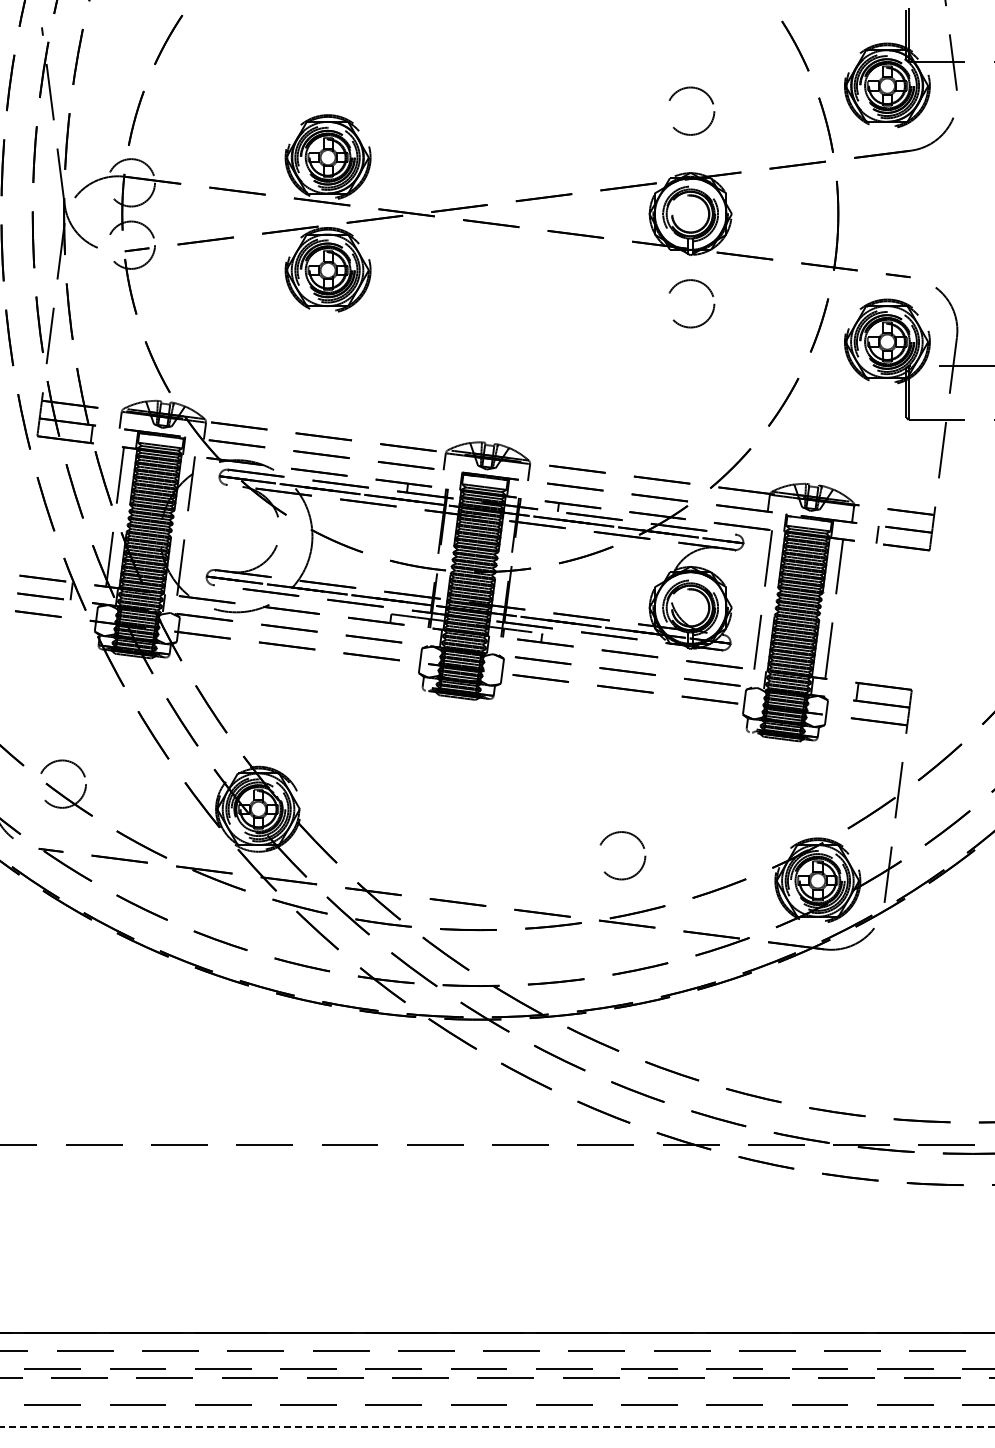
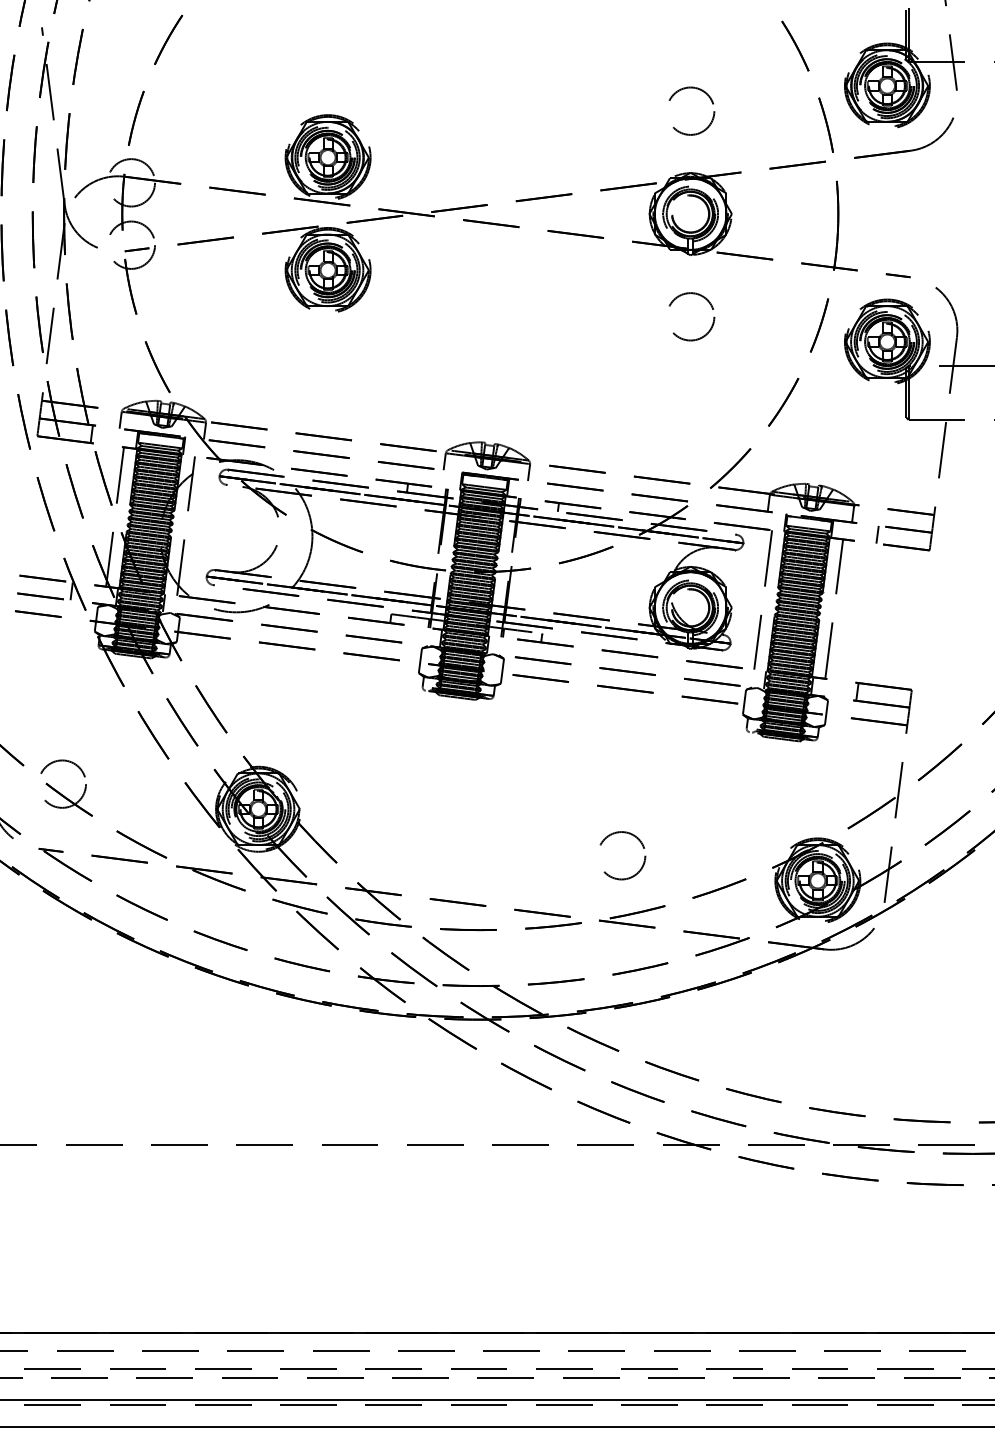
circle position: (691, 303) -> (691, 316) (691, 316)
line: none -> present (496, 1400)
line: dashed -> solid (497, 1426)
